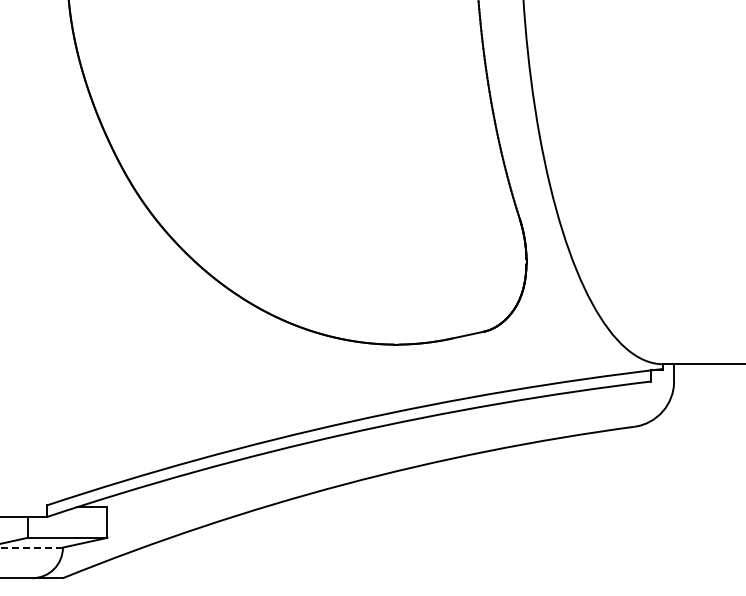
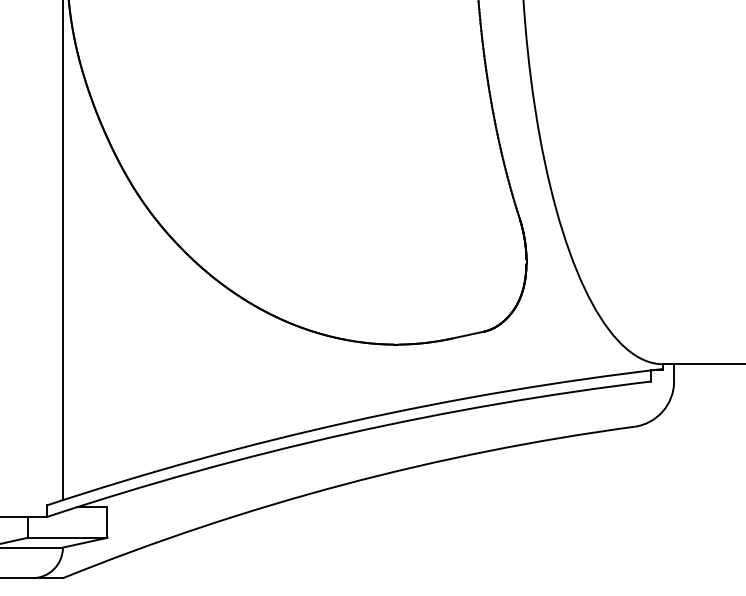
line: none -> present (62, 251)
line: dashed -> solid (31, 547)
